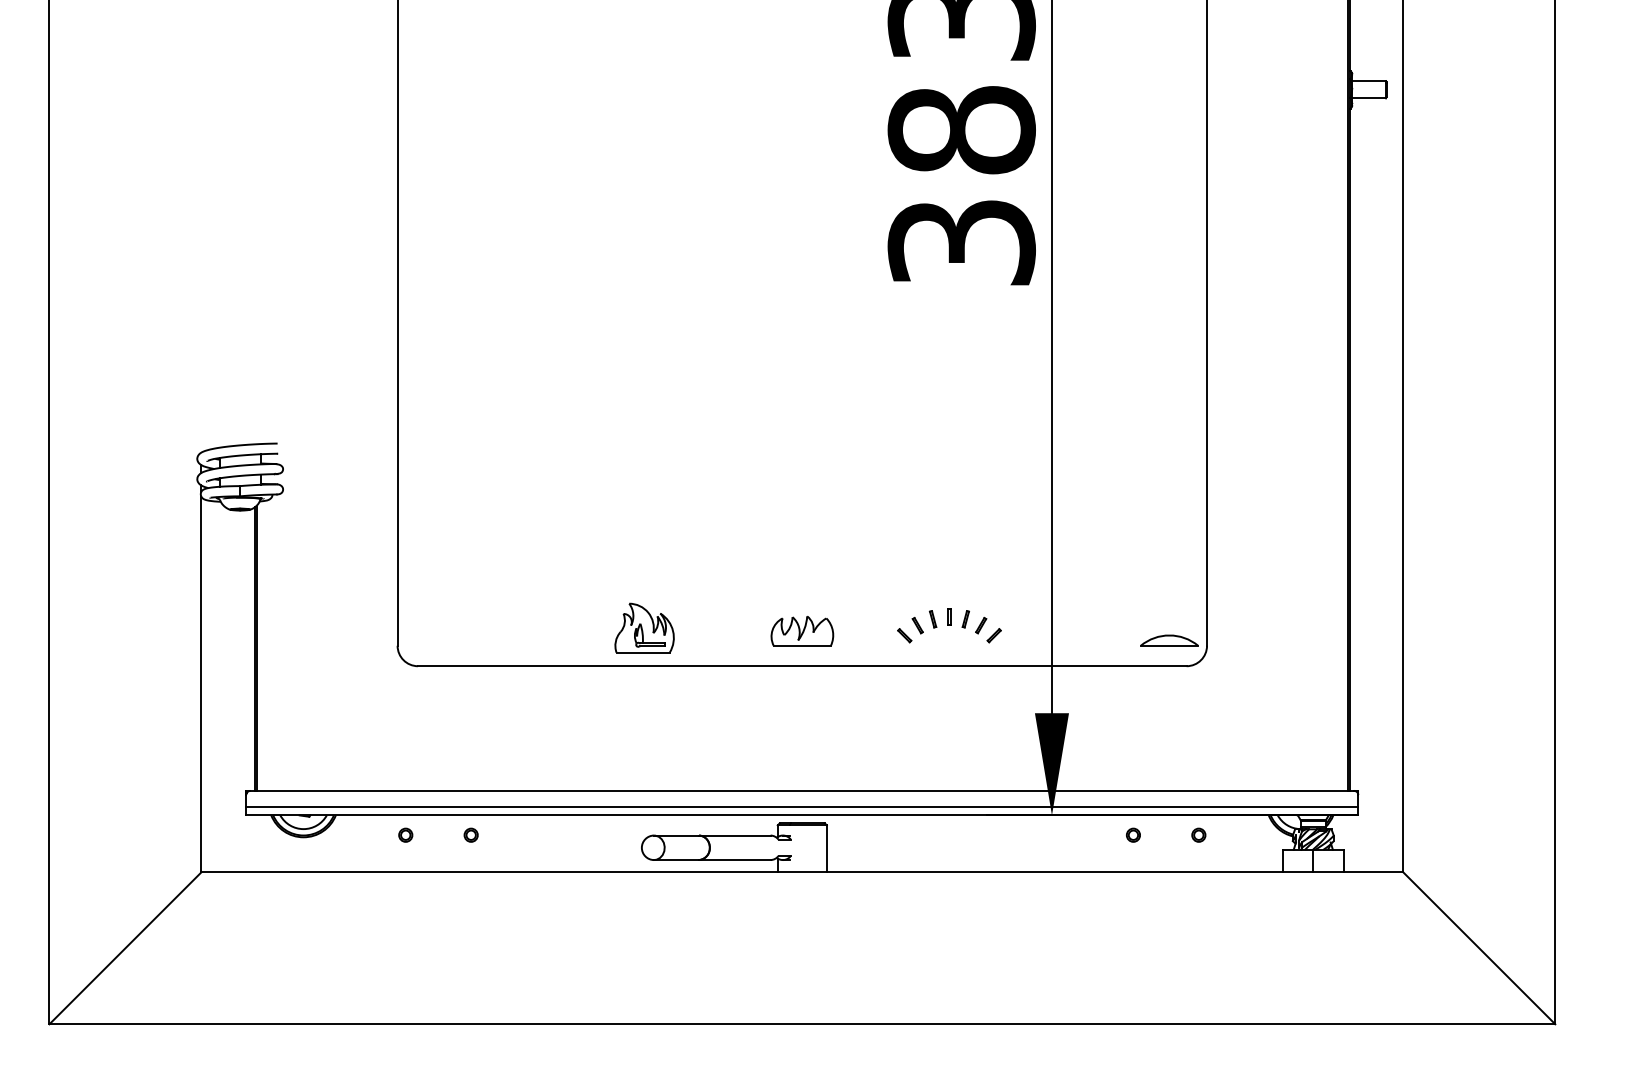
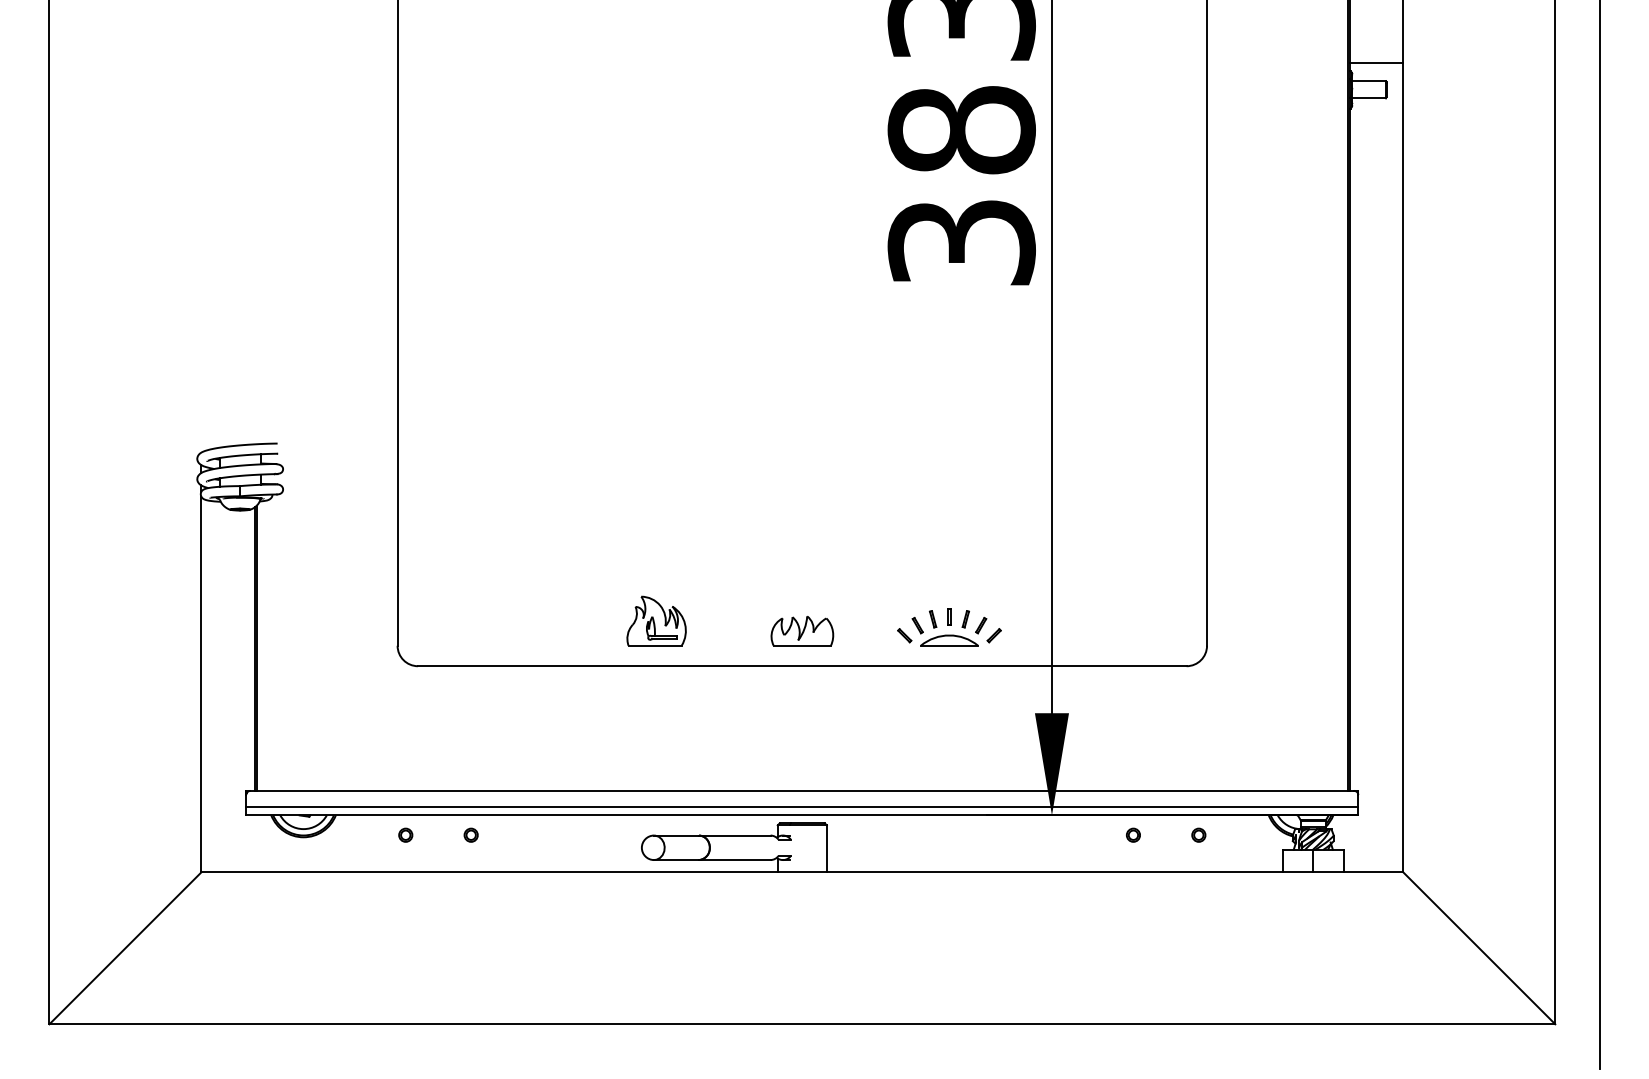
line: none -> present (1376, 62)
line: none -> present (1599, 535)
part position: (644, 627) -> (656, 620) (656, 620)
part position: (1169, 640) -> (949, 640) (949, 640)
